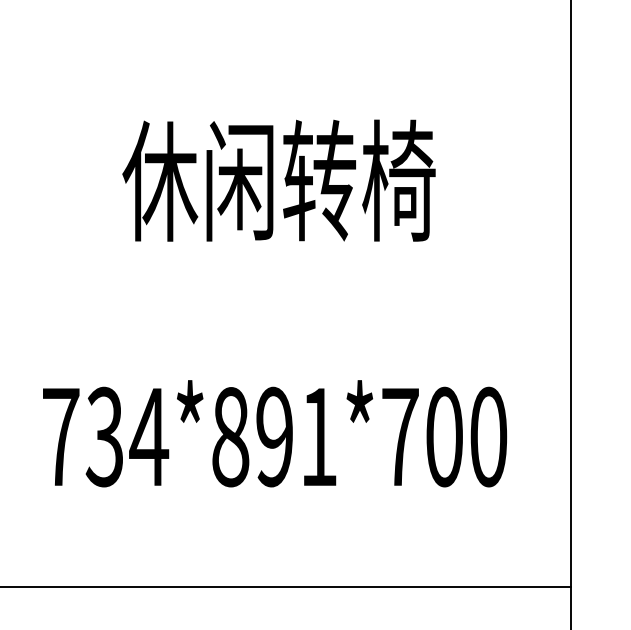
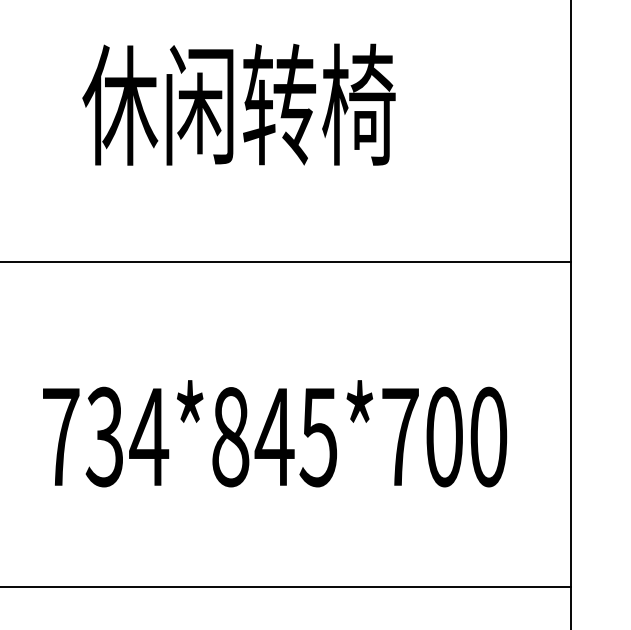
text position: (278, 180) -> (238, 104) (238, 104)
line: none -> present (286, 262)
text: 734*891*700 -> 734*845*700 (295, 436)
